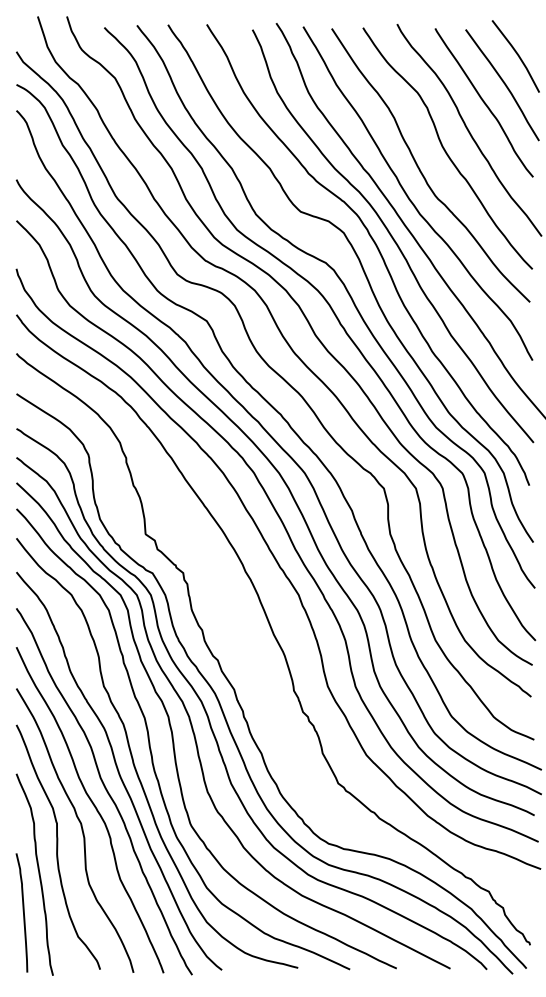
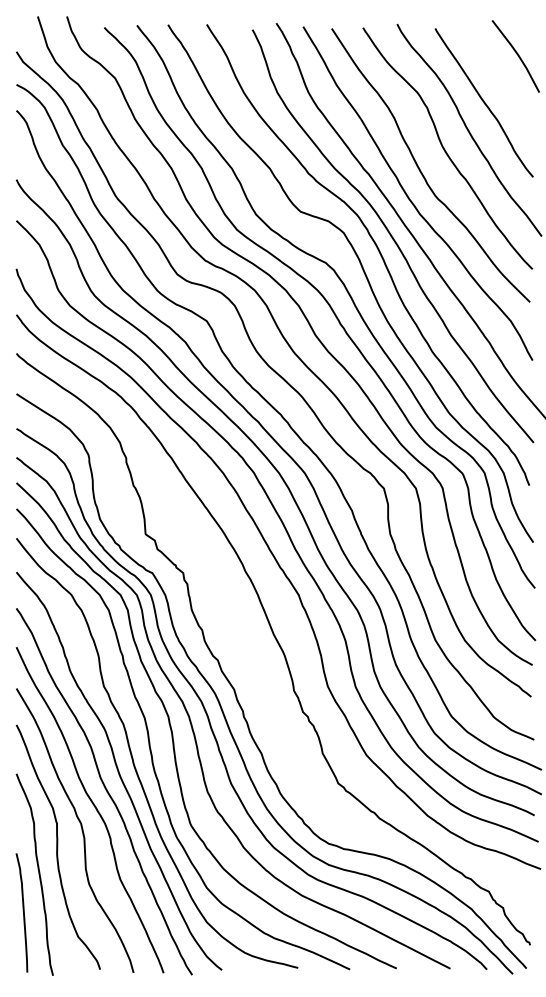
curve: present -> none (504, 85)
